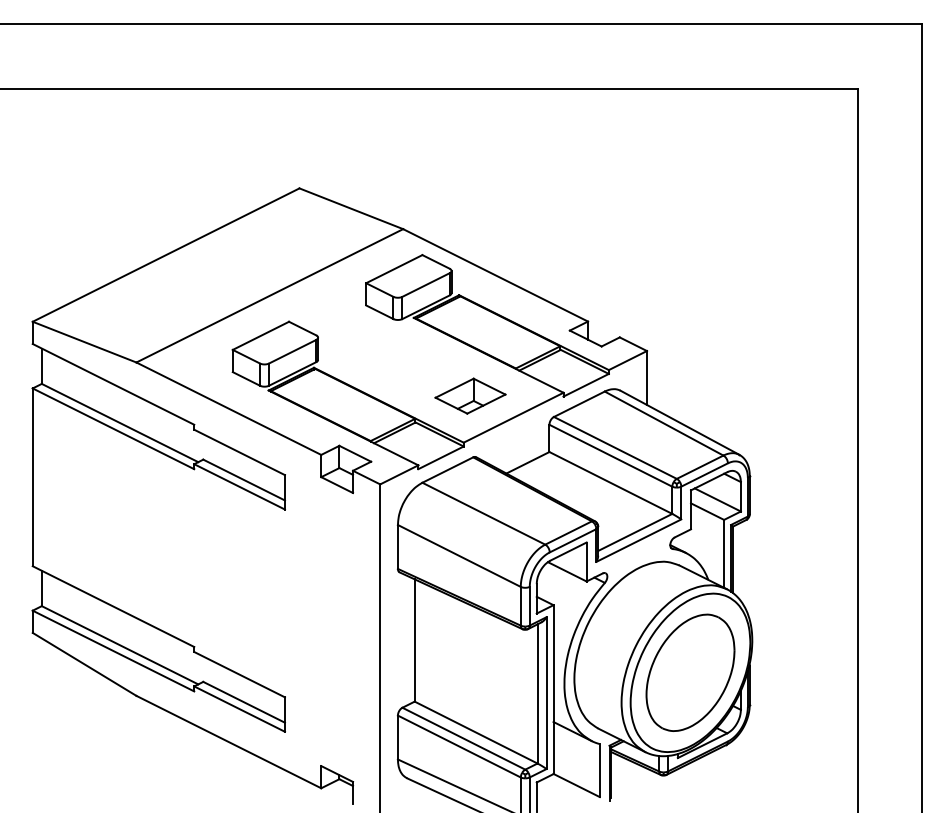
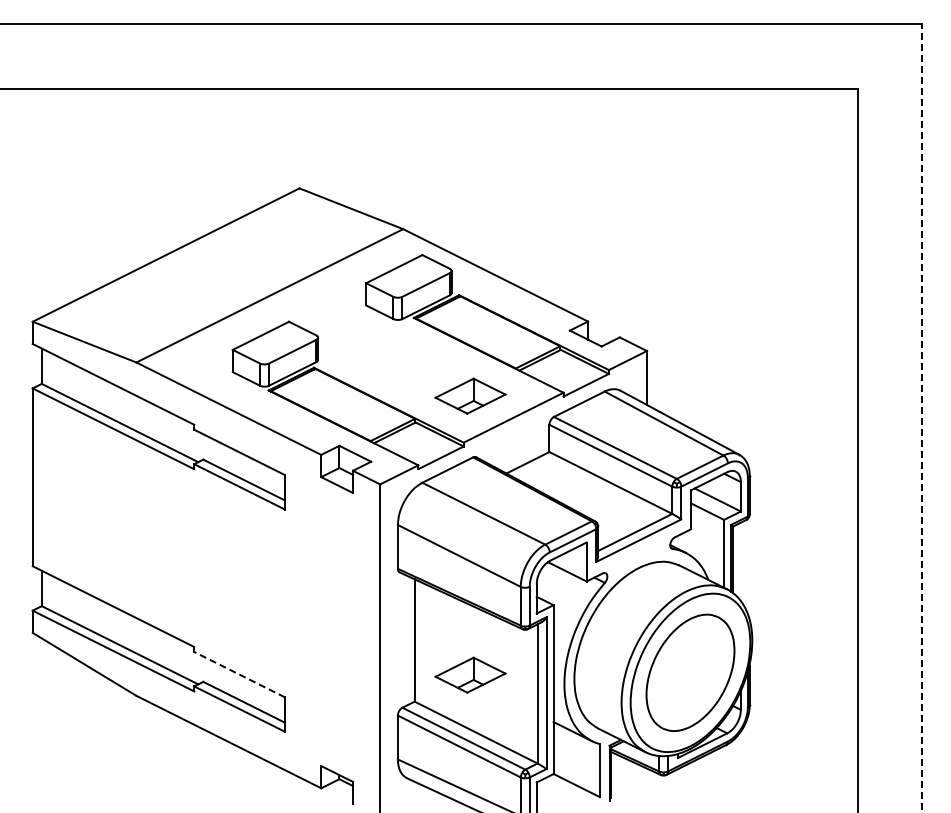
line: solid -> dashed (922, 418)
line: solid -> dashed (239, 674)
part: none -> present (470, 674)
